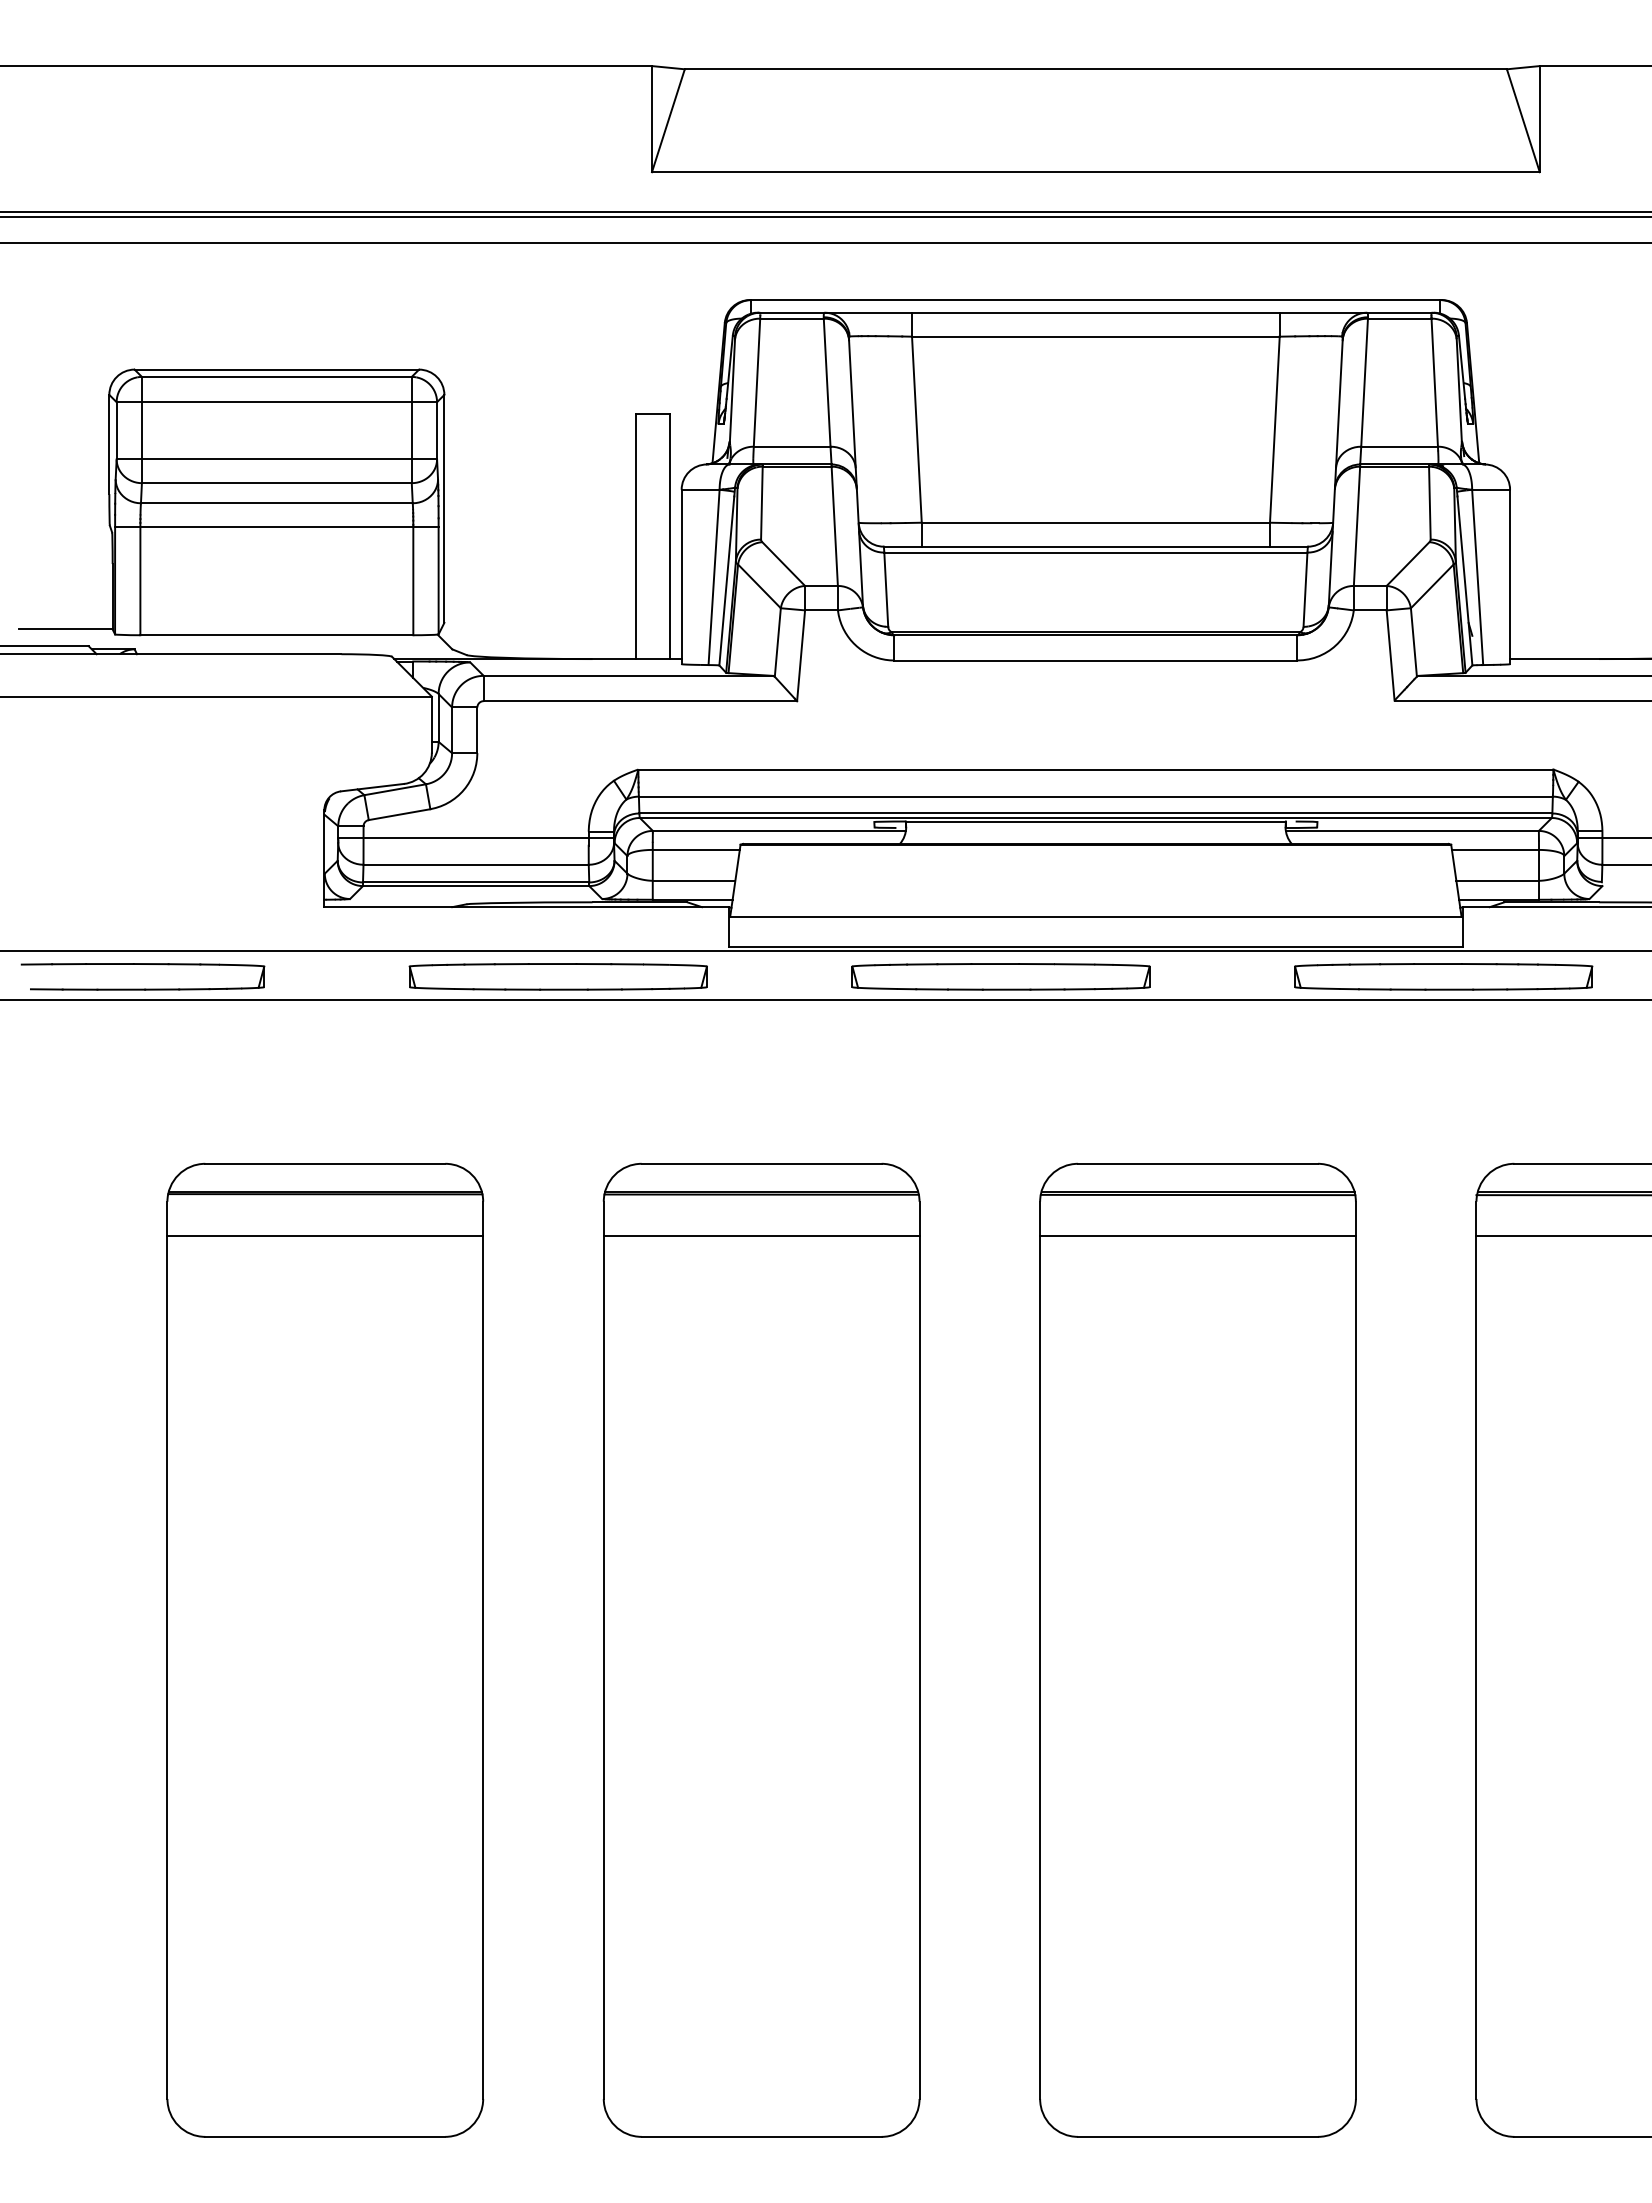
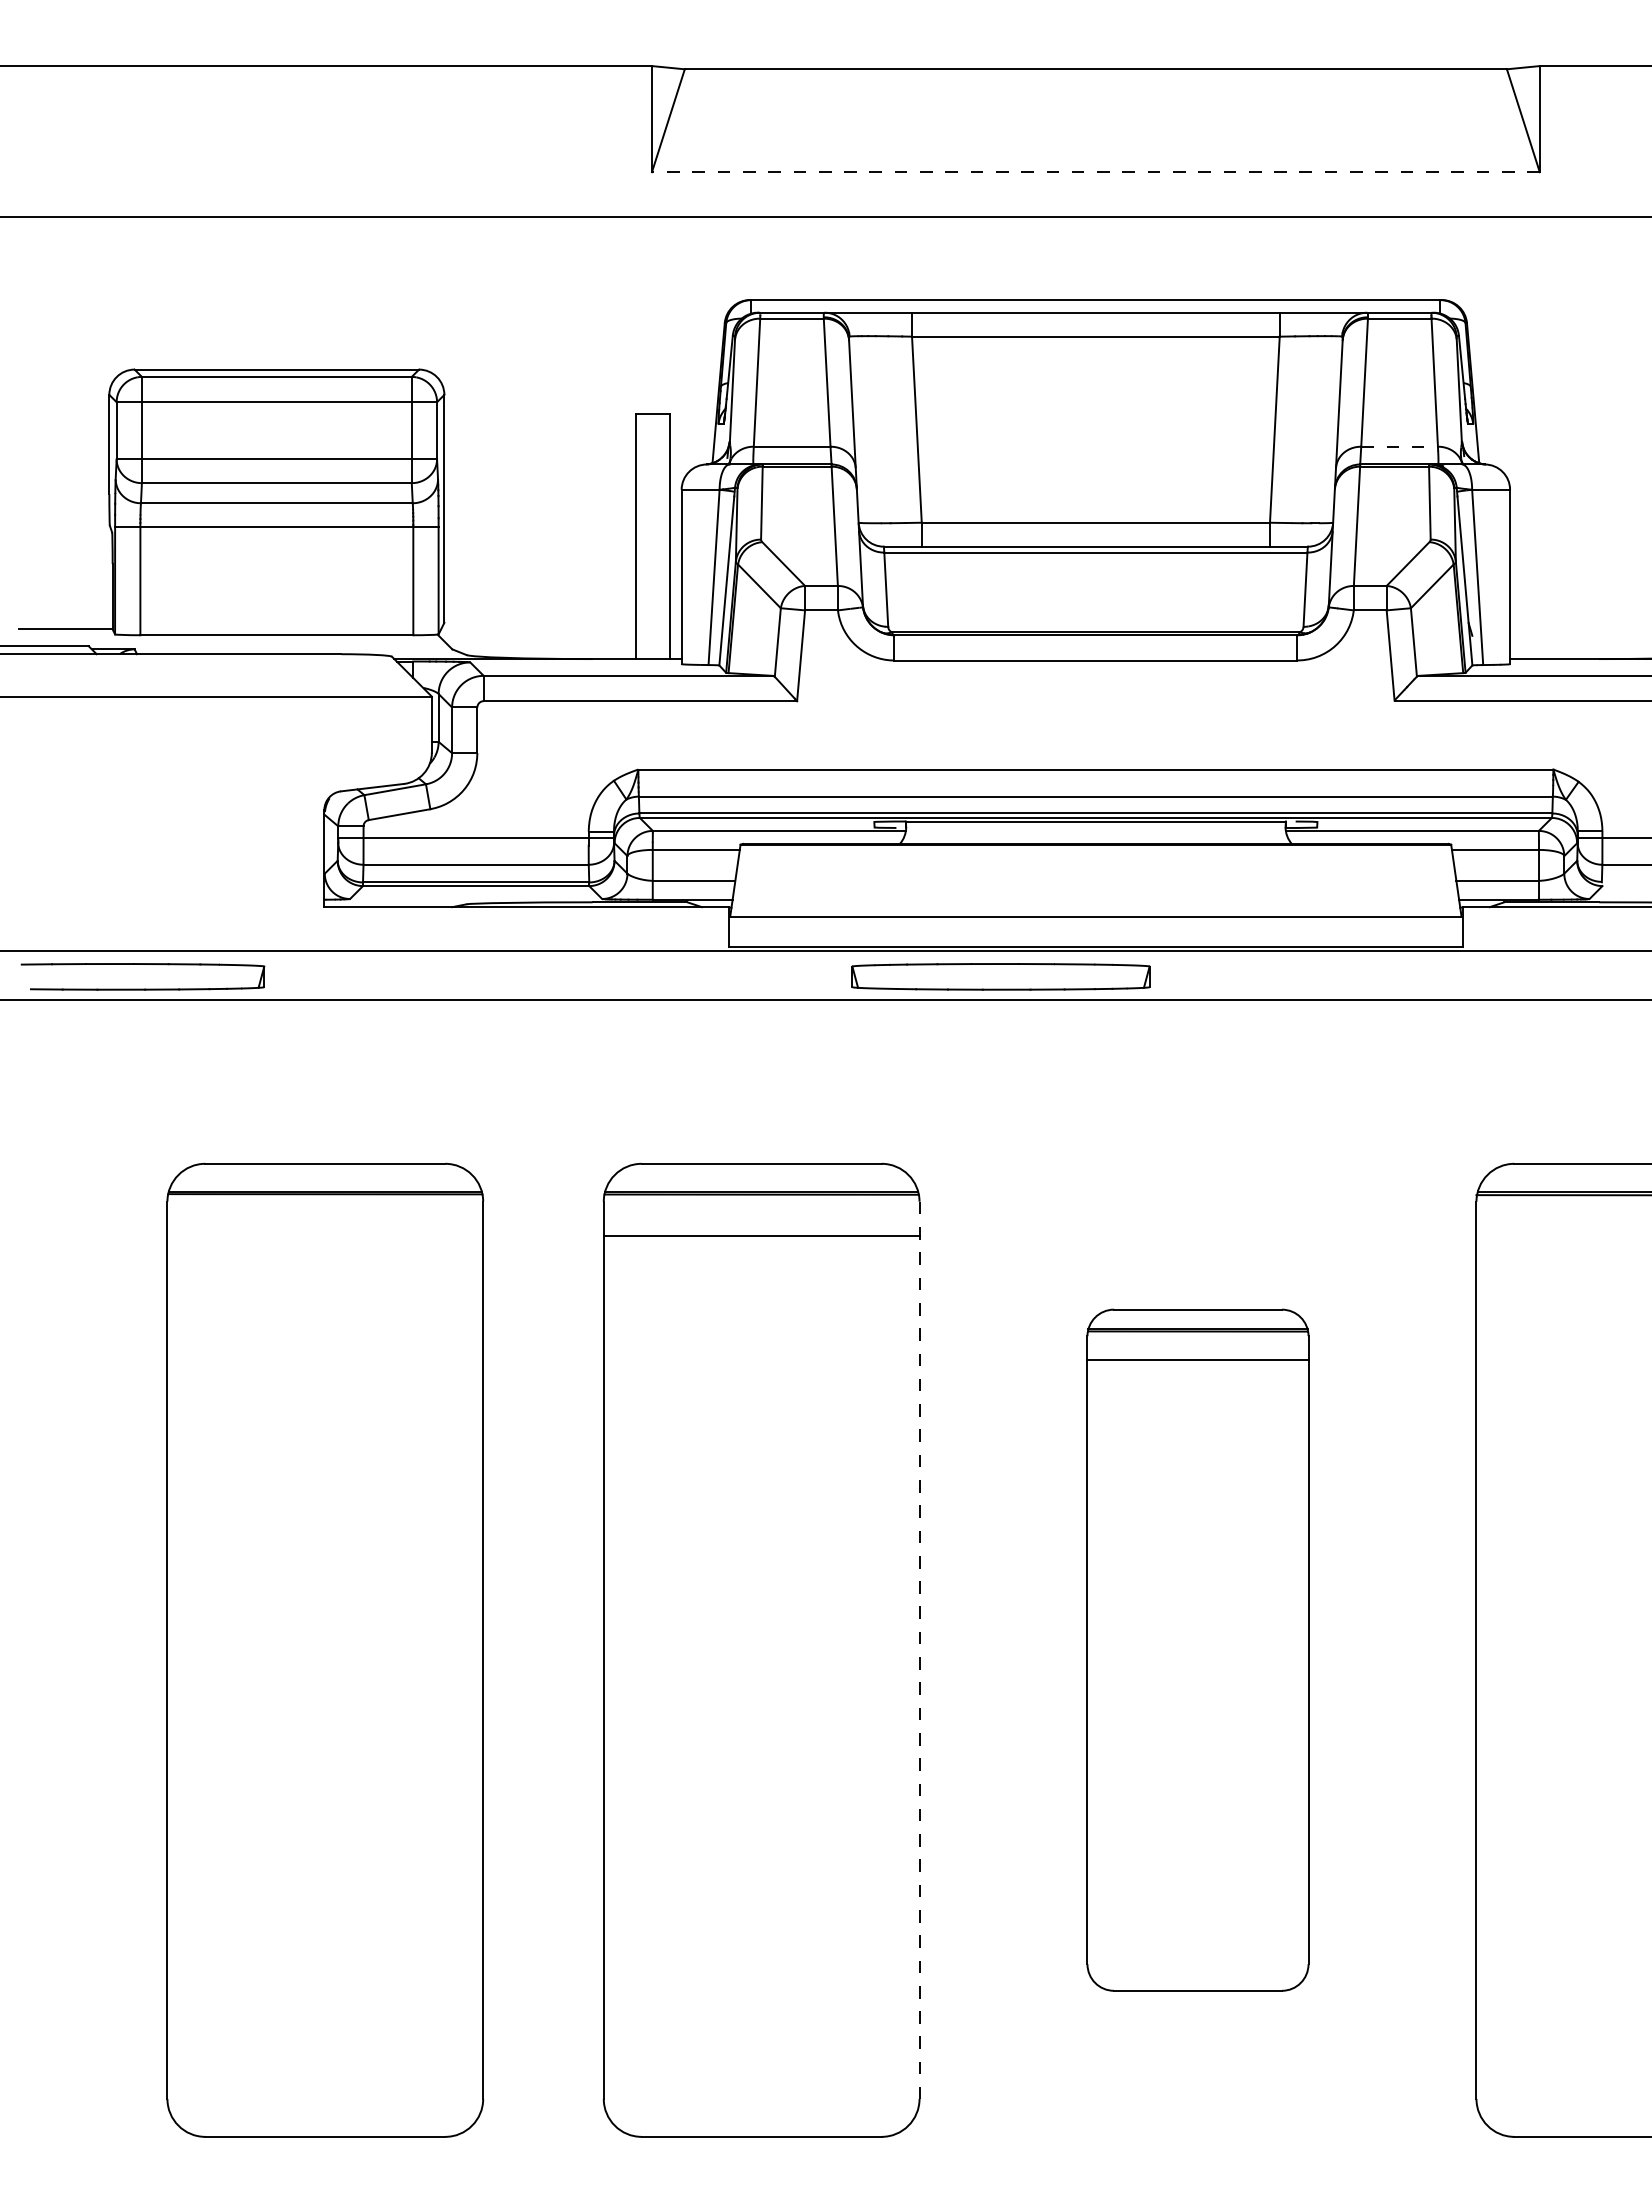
line: solid -> dashed (1095, 172)
line: present -> none (825, 212)
line: present -> none (825, 242)
line: solid -> dashed (1400, 446)
part: present -> none (557, 976)
part: present -> none (1443, 976)
line: present -> none (325, 1236)
line: present -> none (1562, 1236)
part size: 318x976 px -> 224x684 px (1197, 1649)
line: solid -> dashed (919, 1650)
